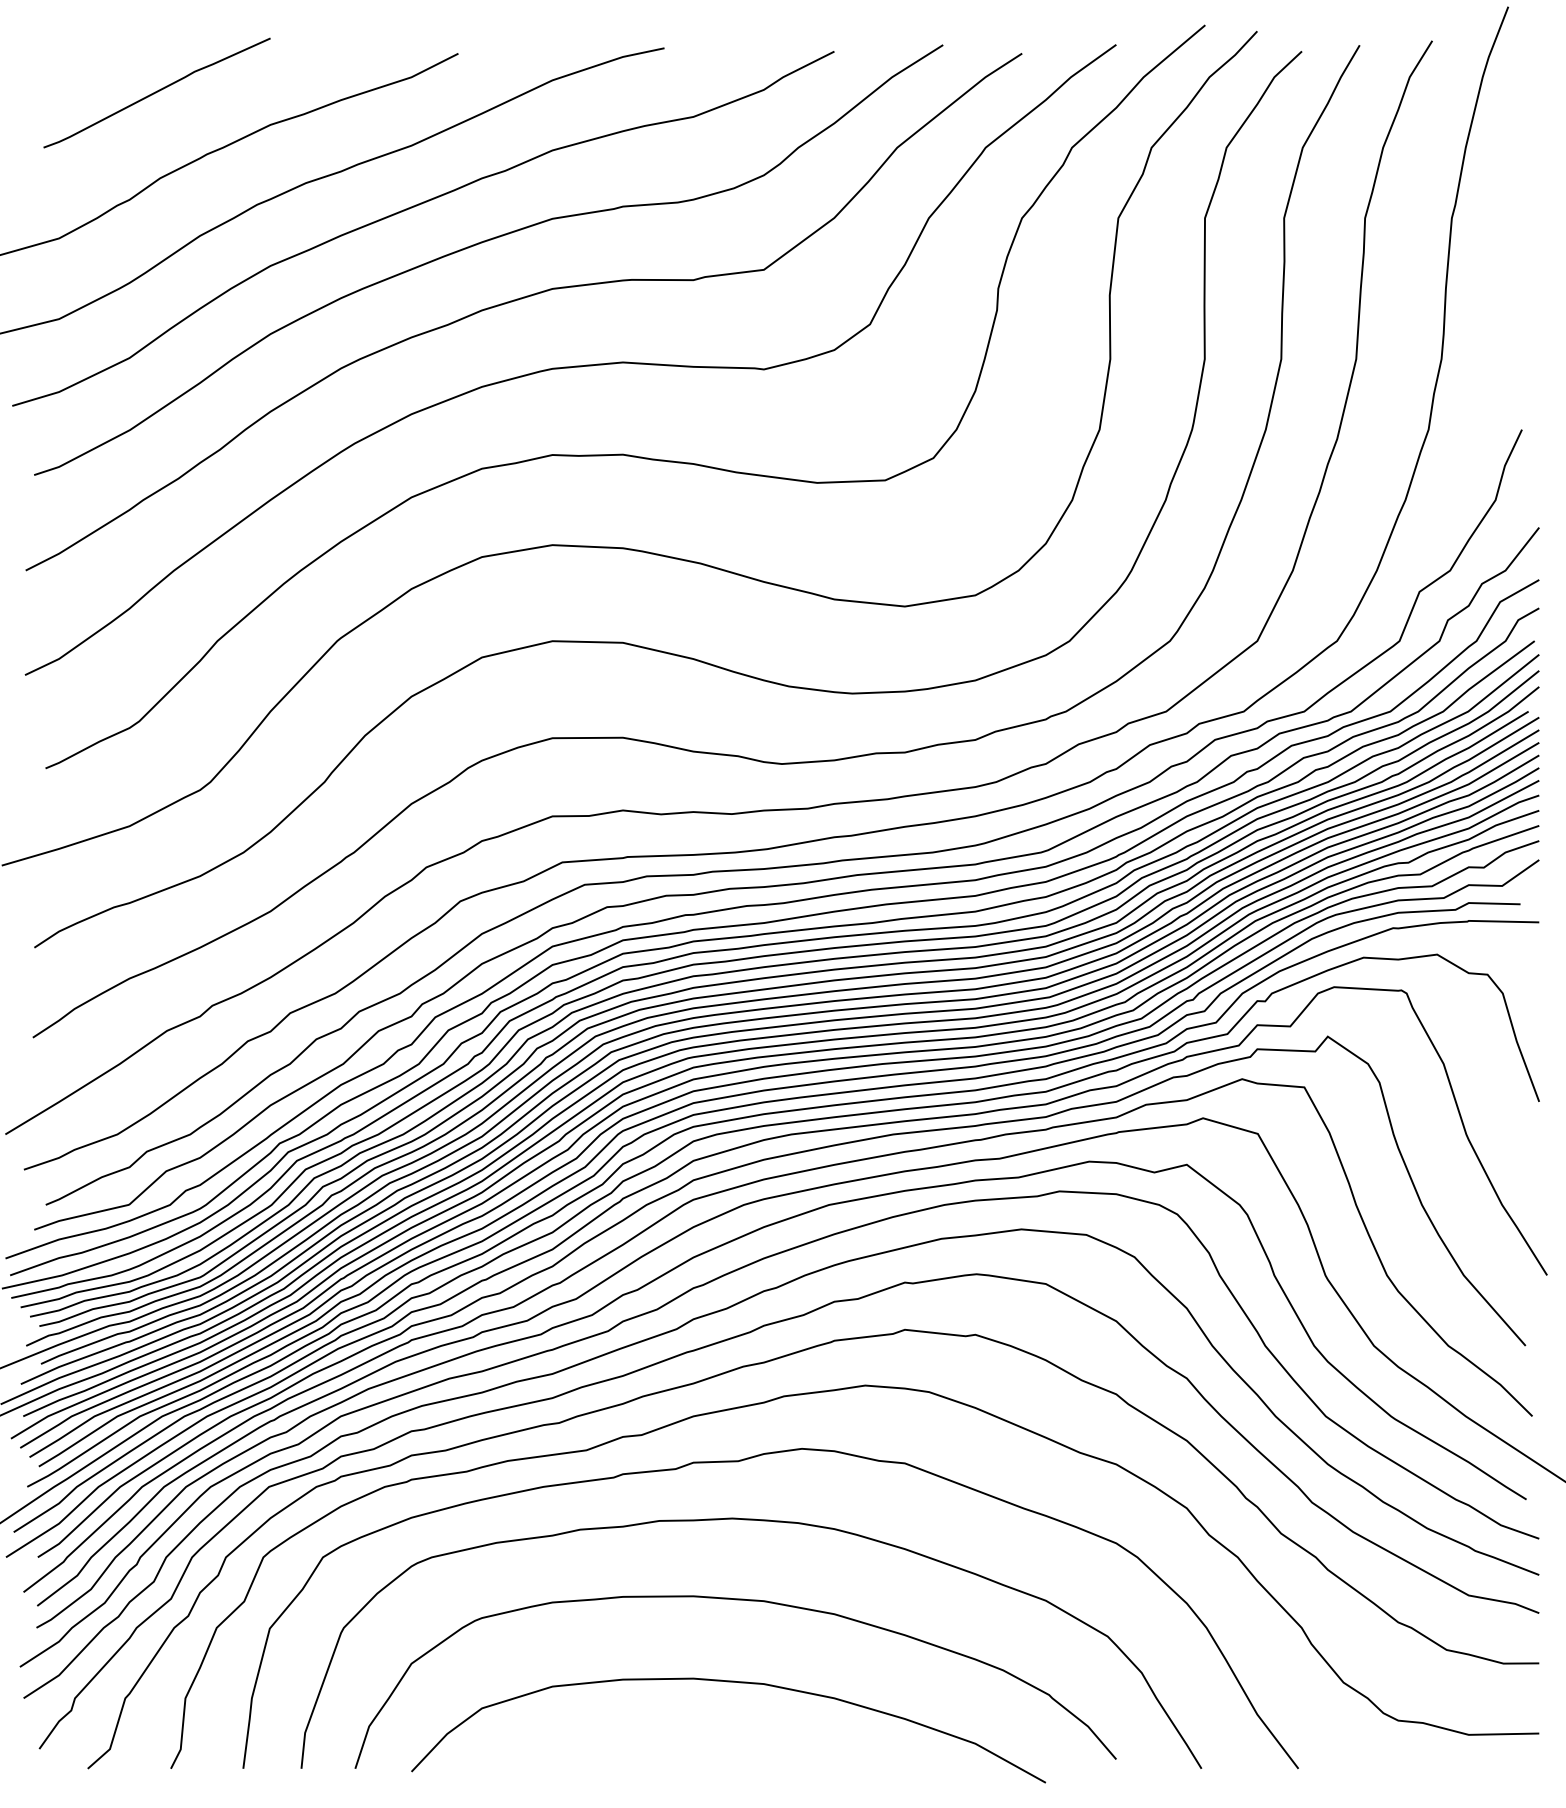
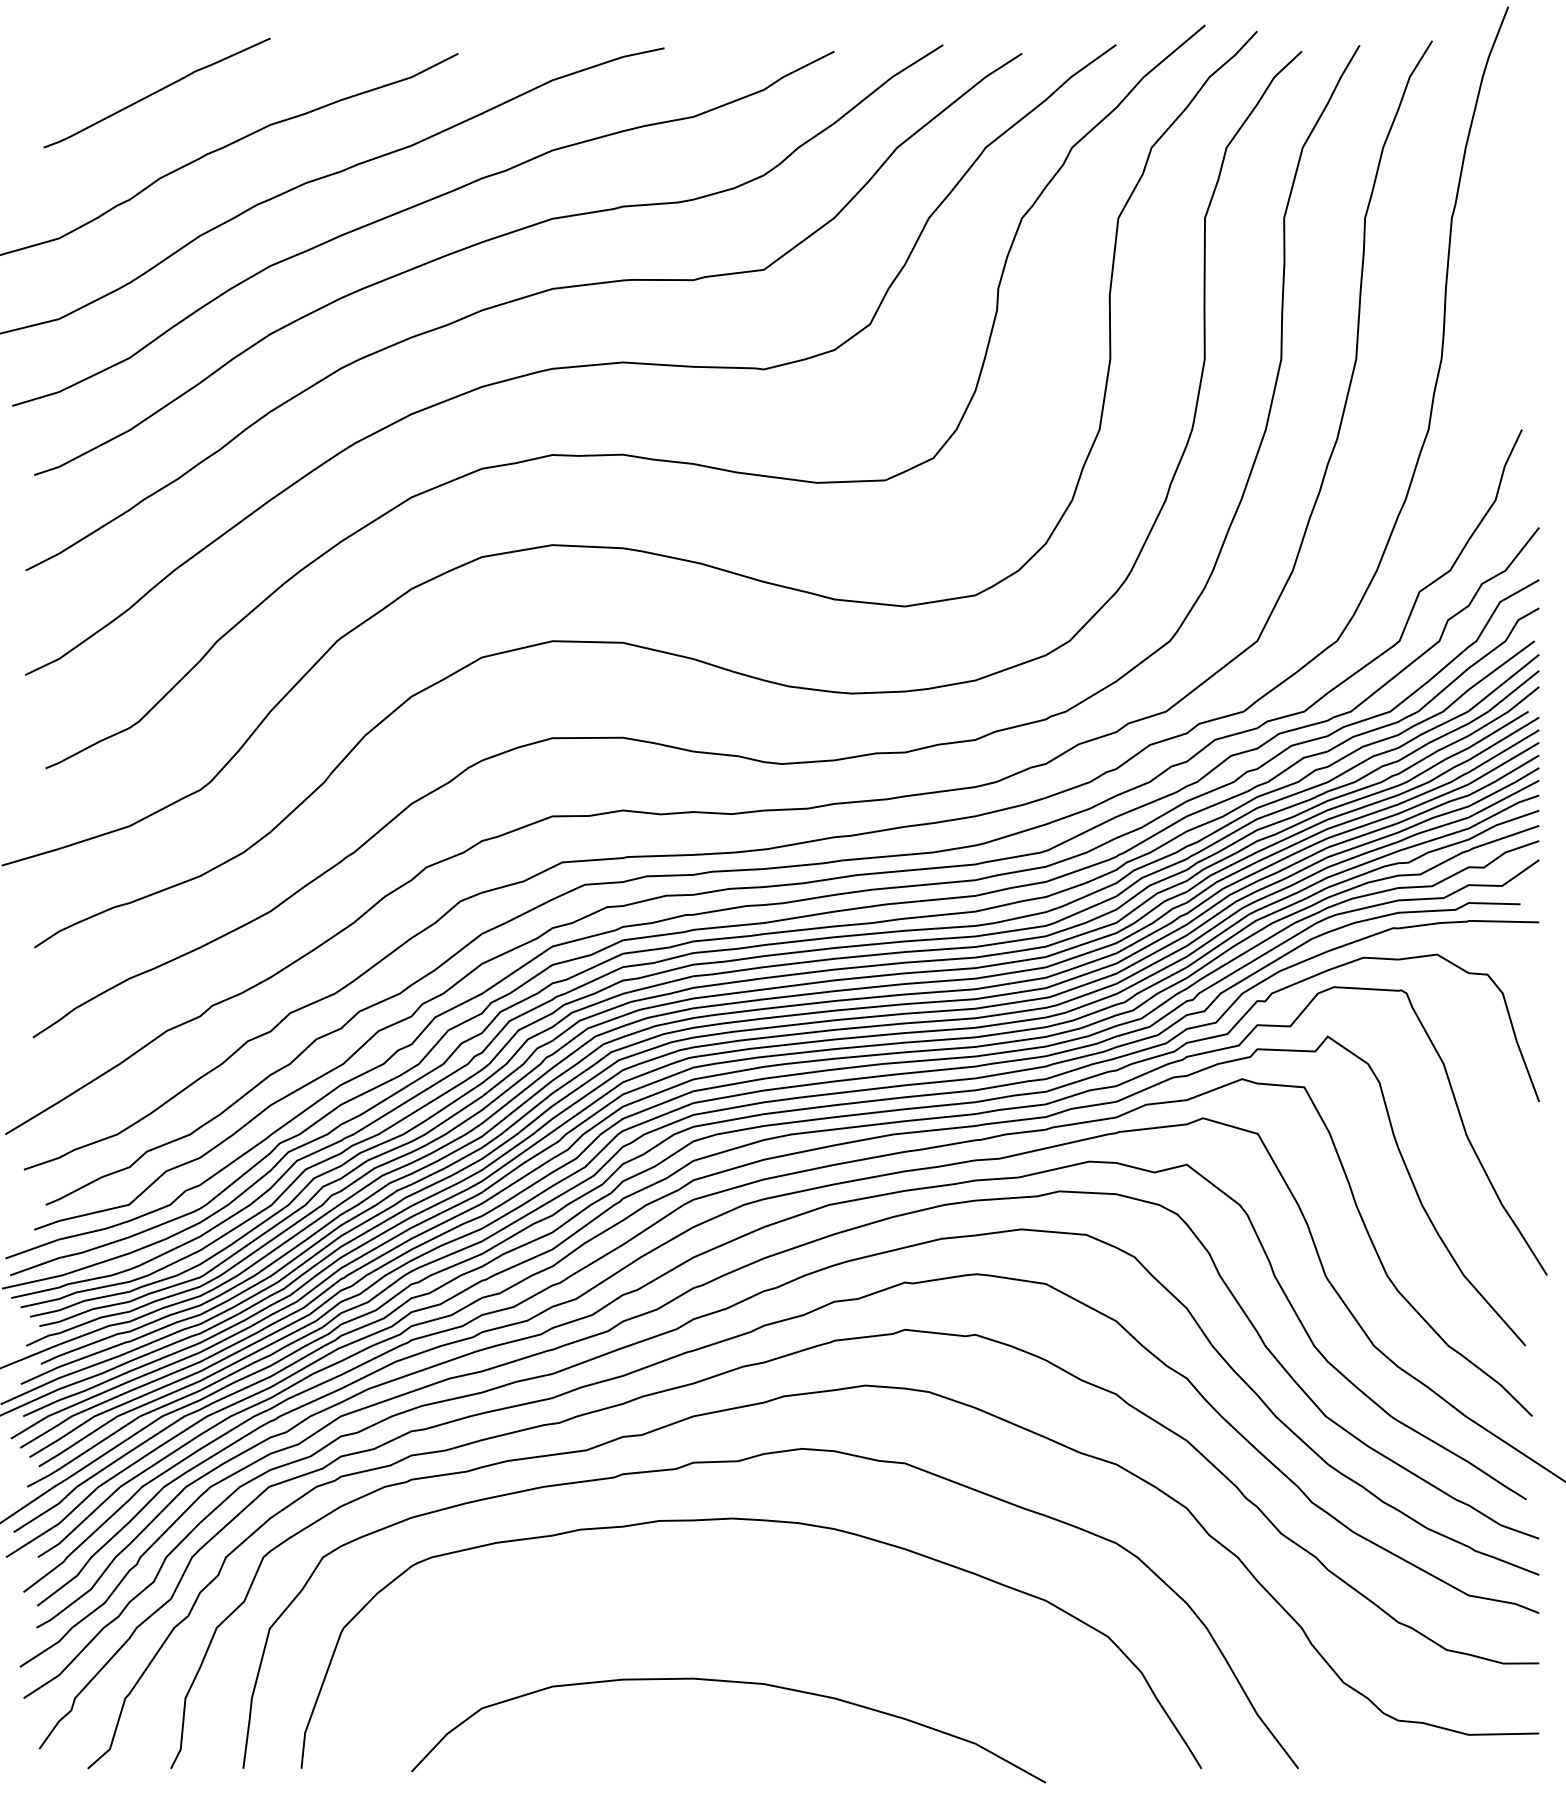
curve: present -> none (735, 1600)
